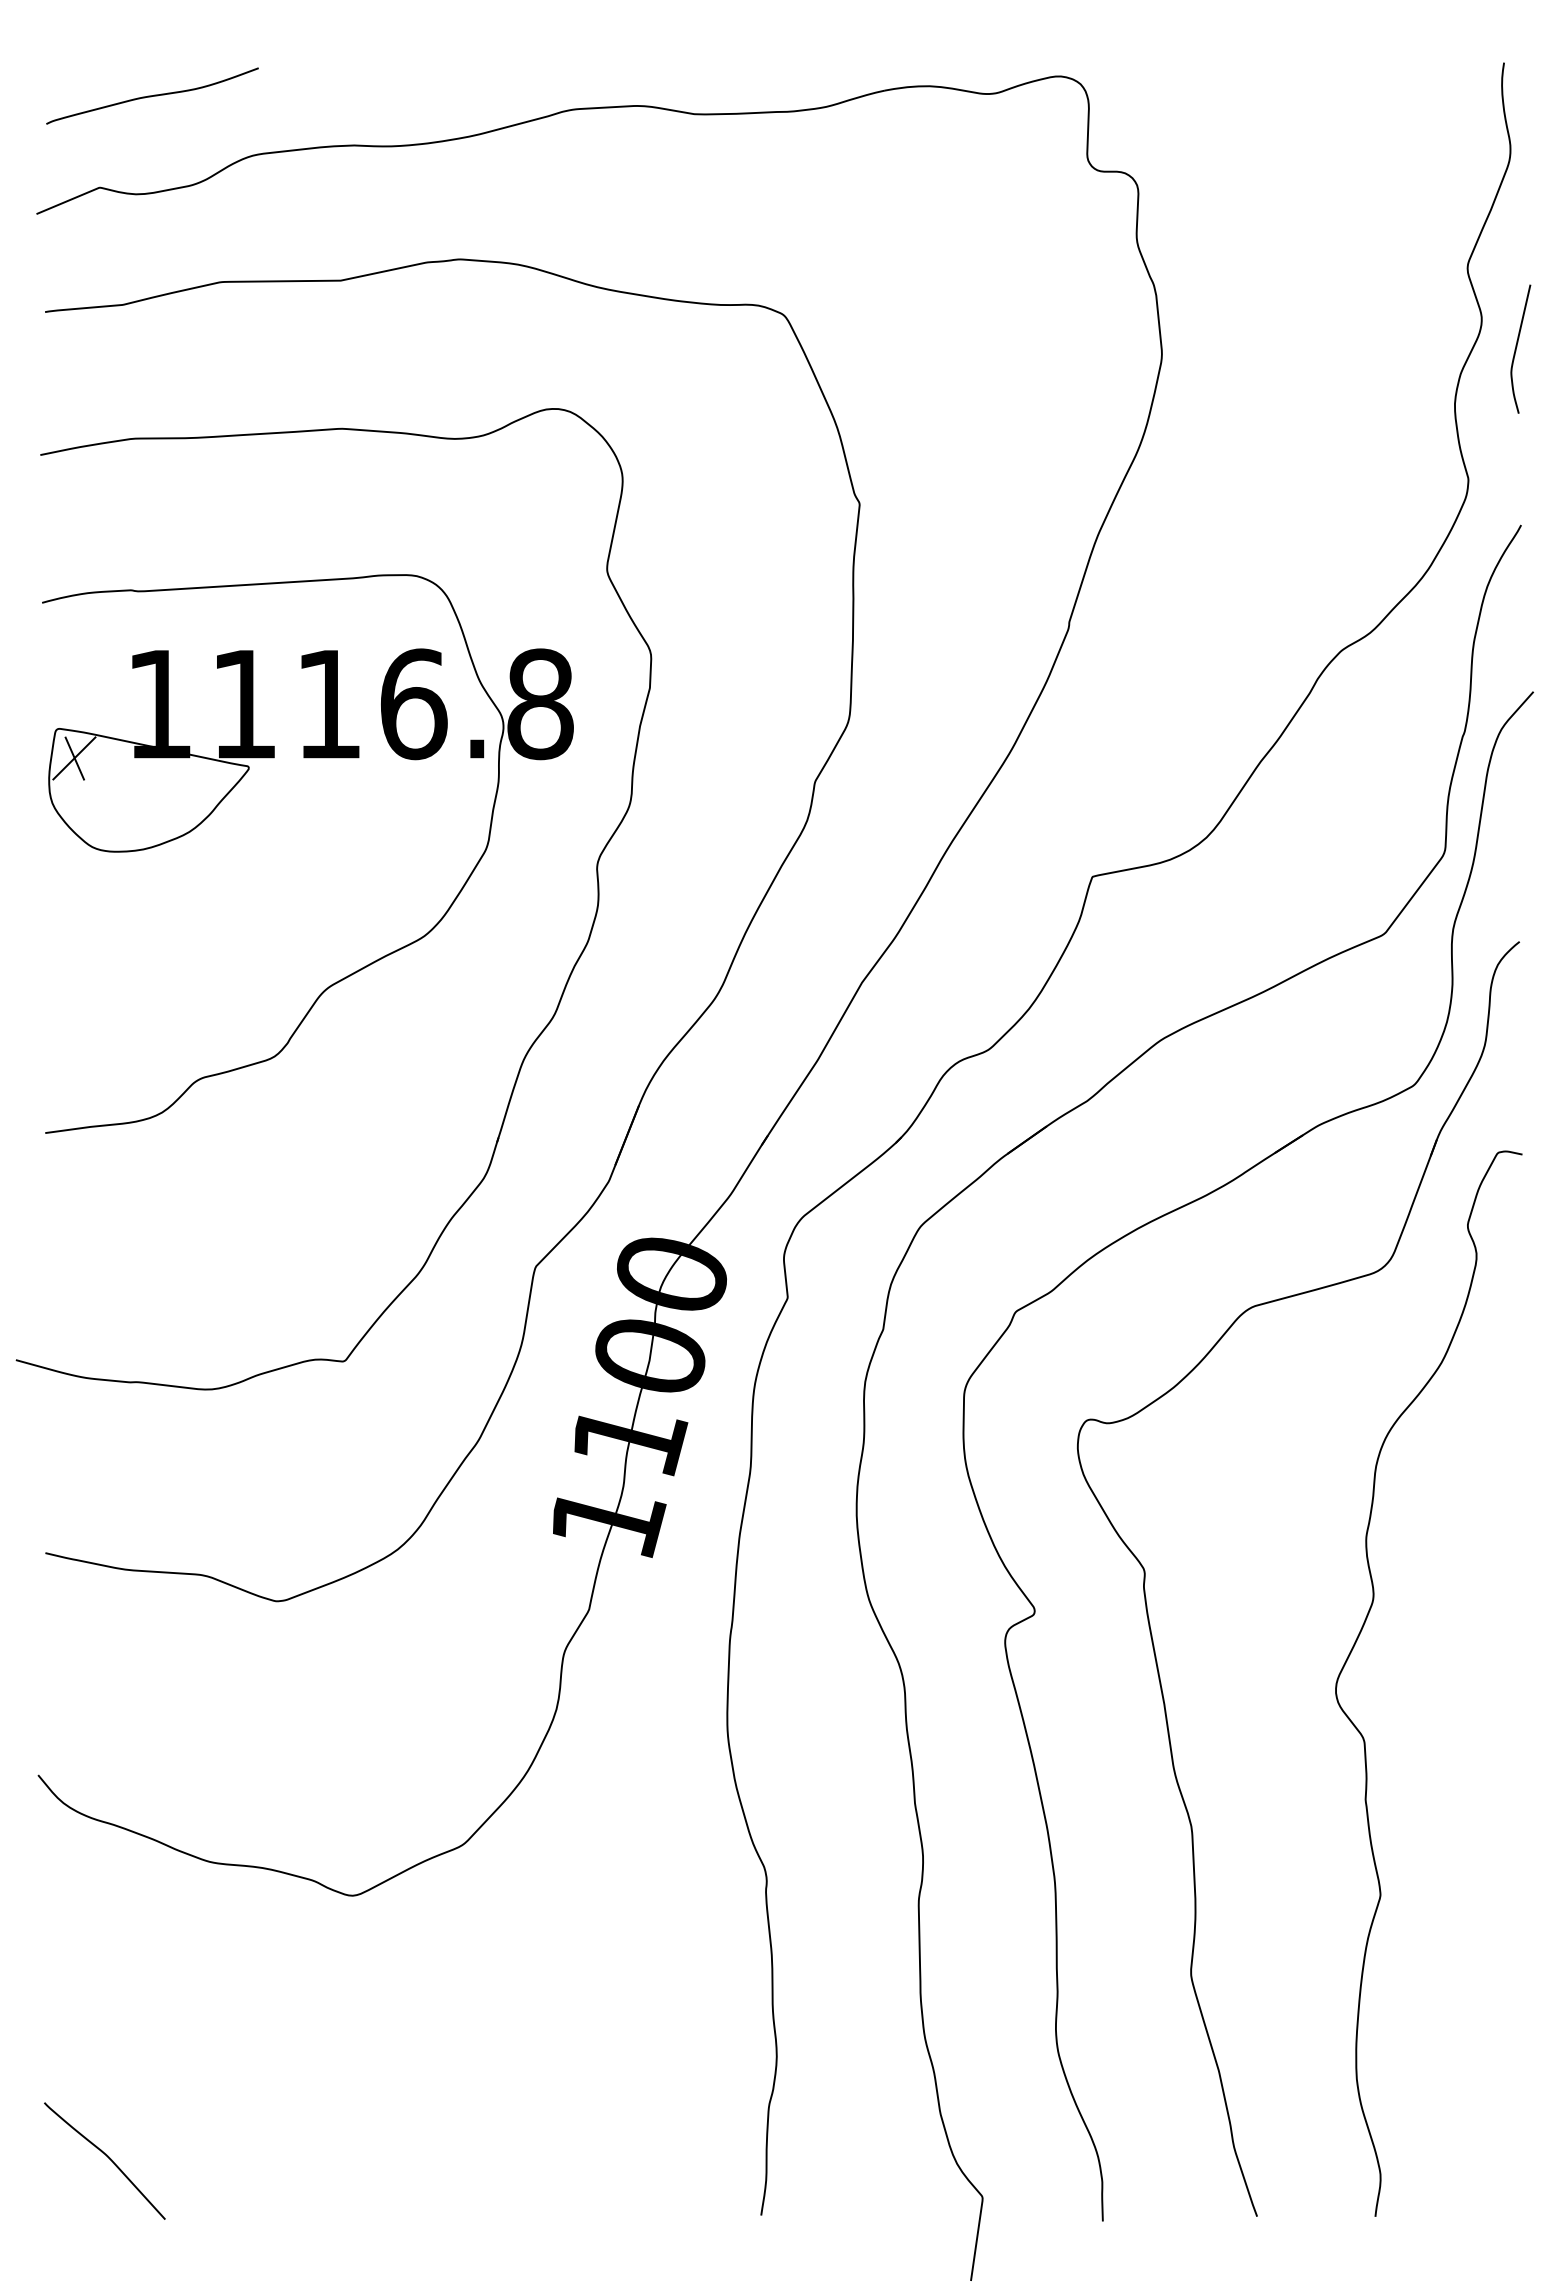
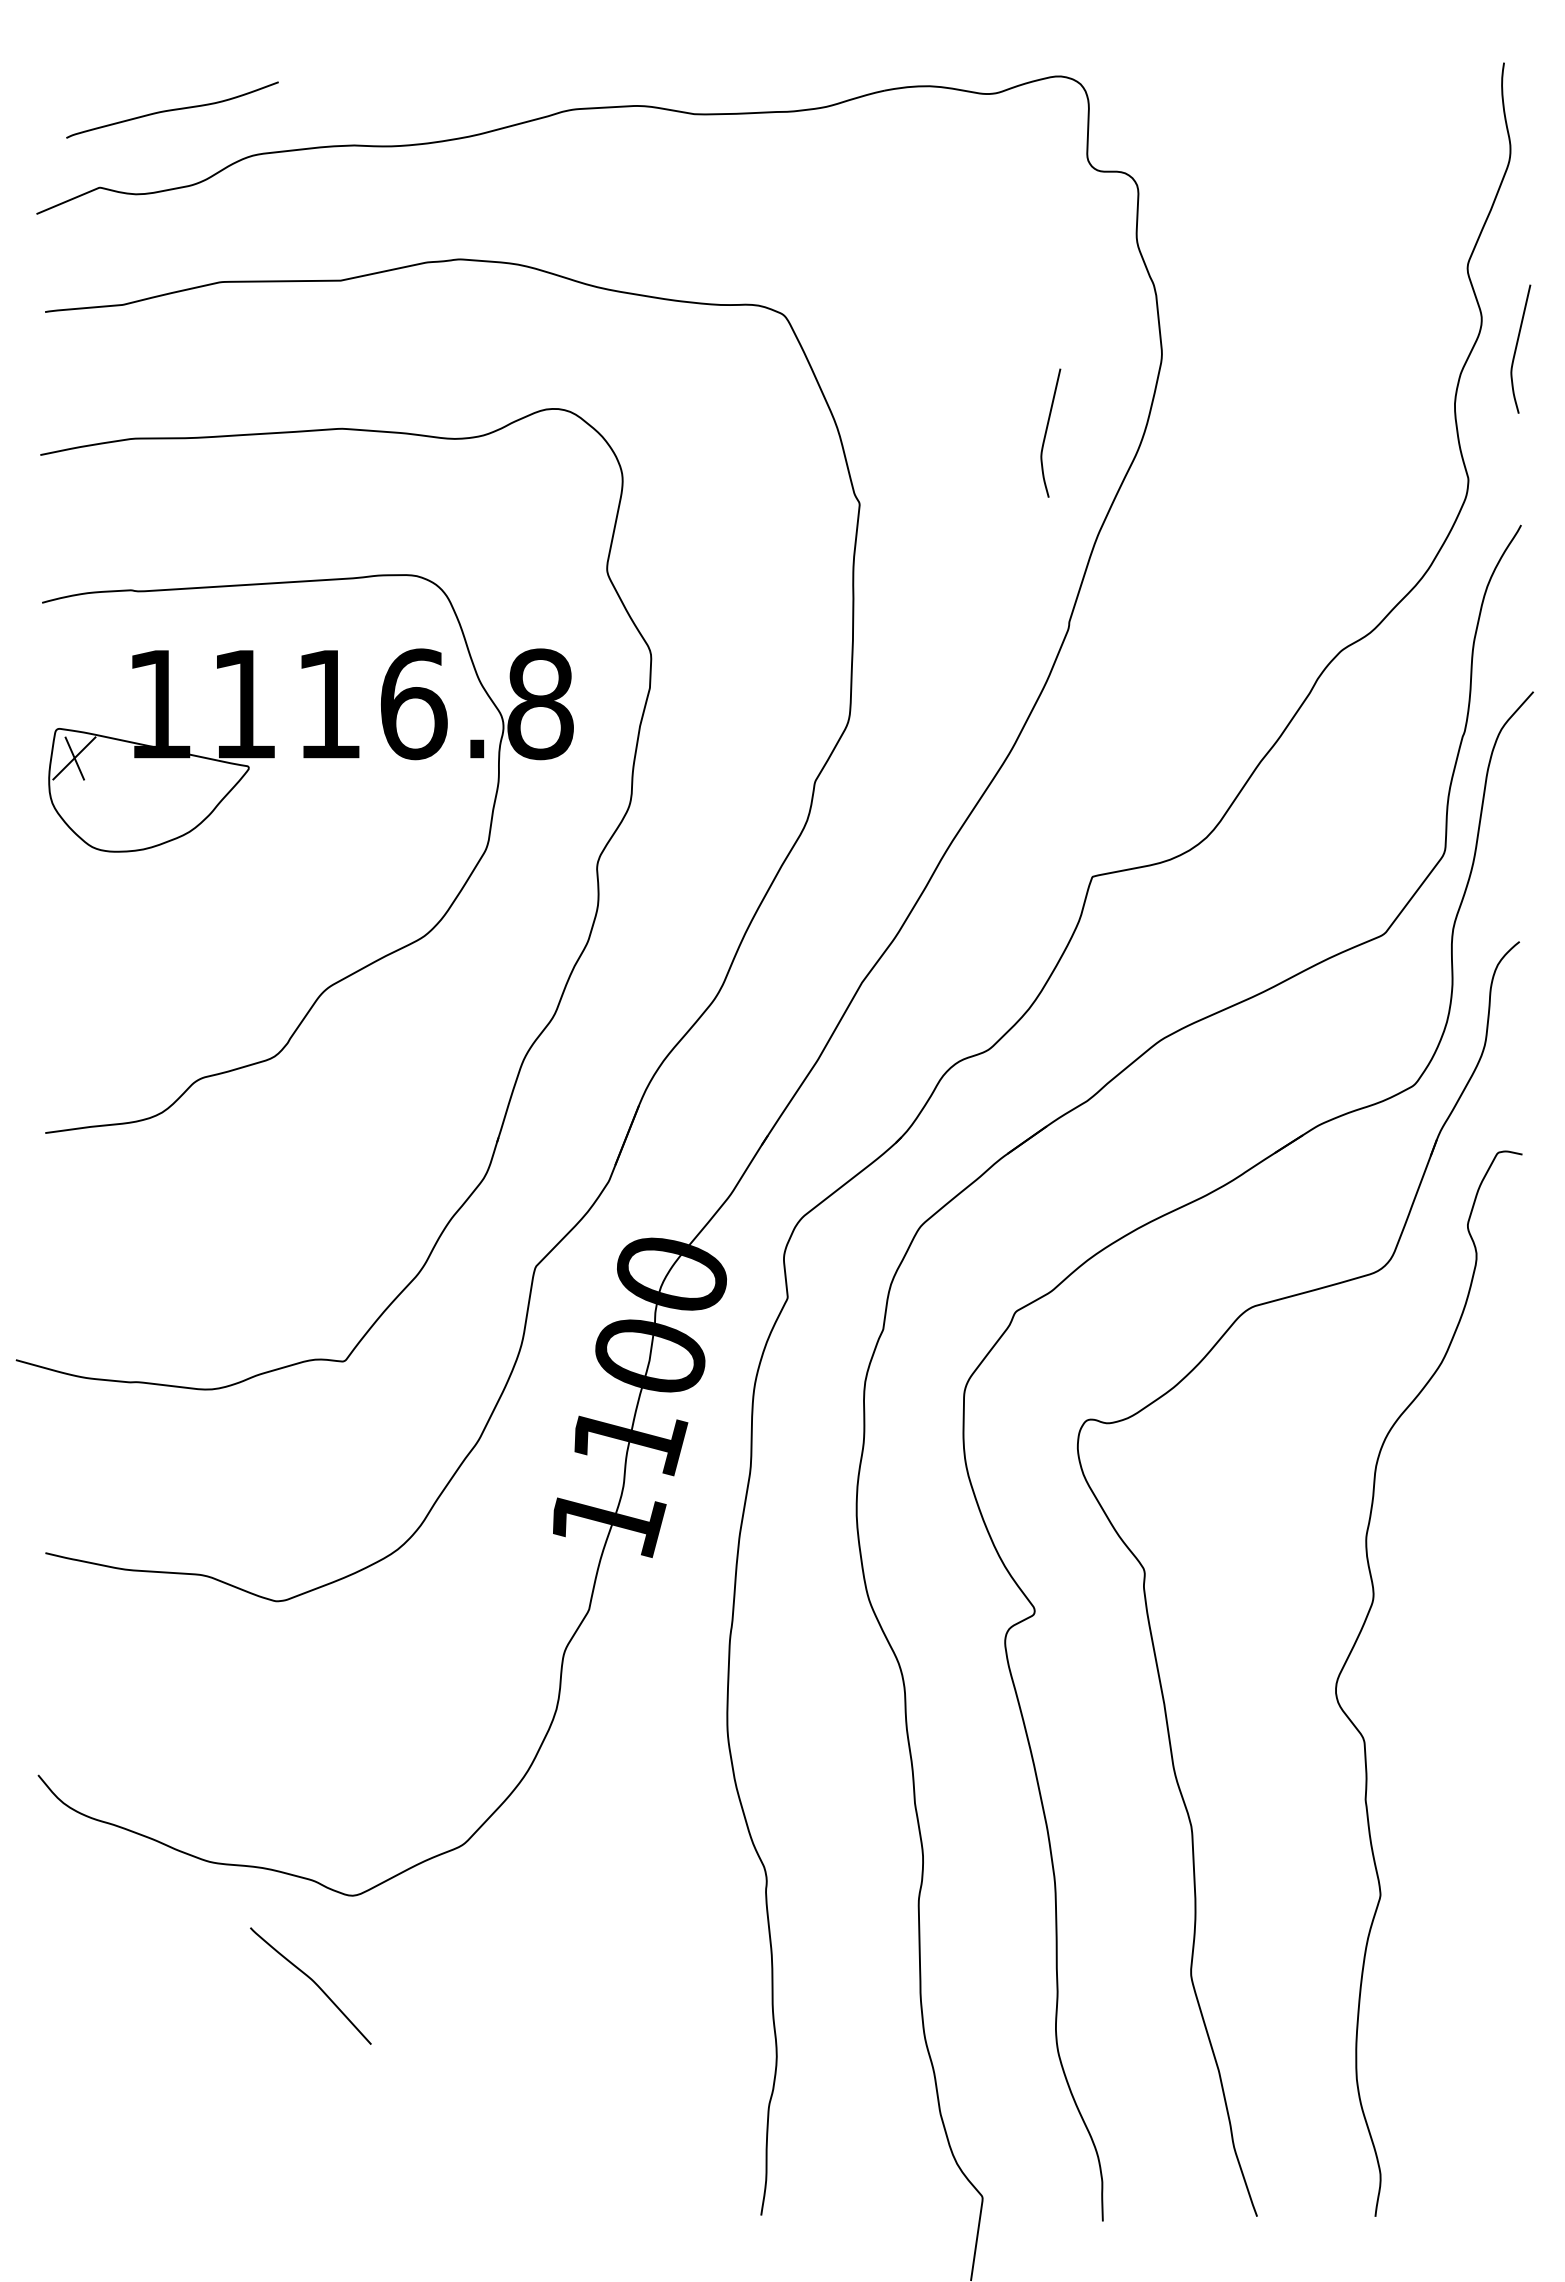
curve position: (152, 95) -> (172, 109) (172, 109)
curve: none -> present (1047, 431)
curve position: (107, 2157) -> (313, 1982) (313, 1982)
